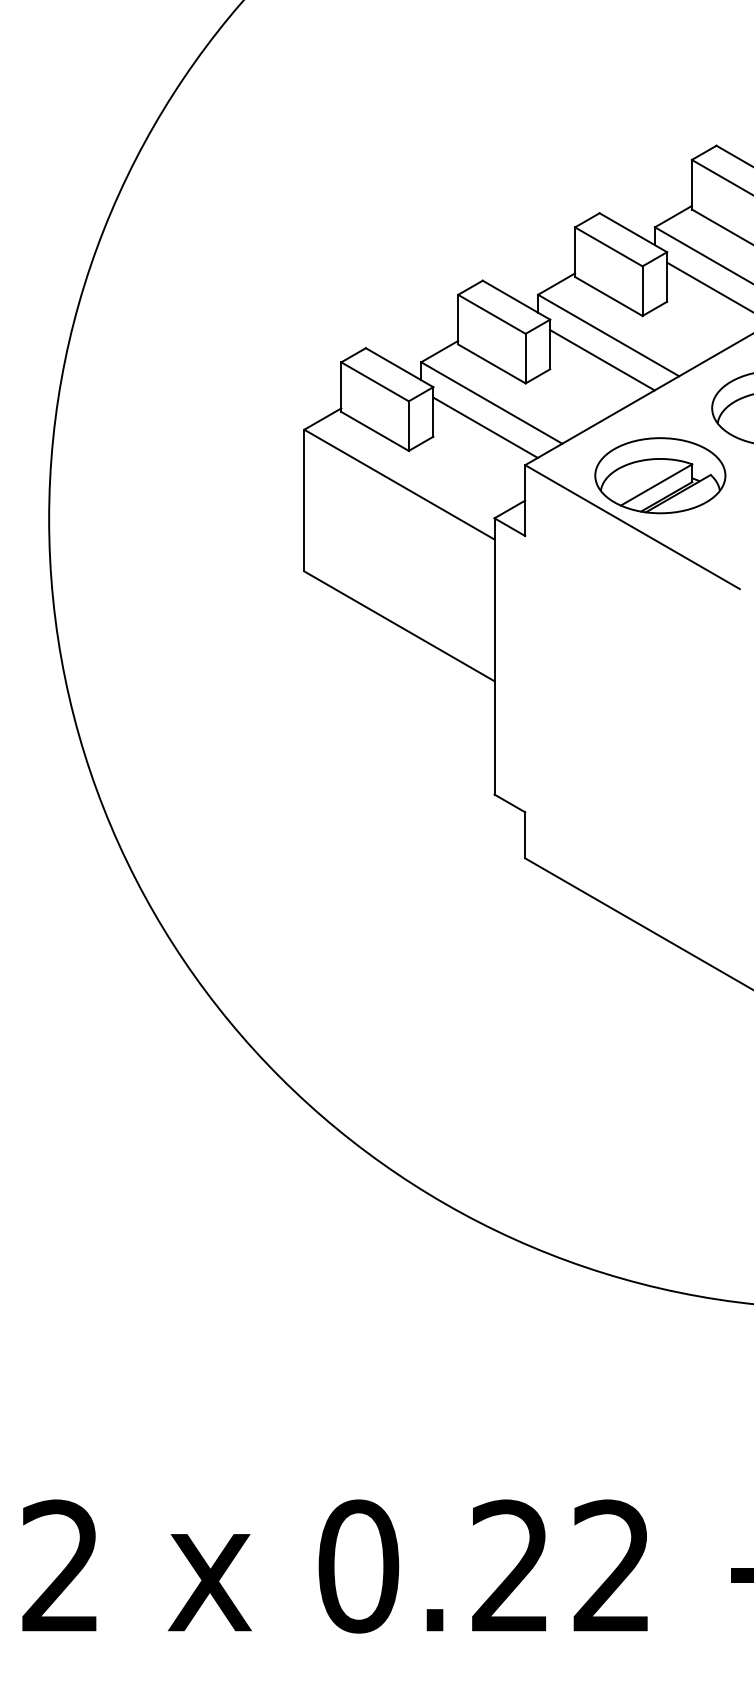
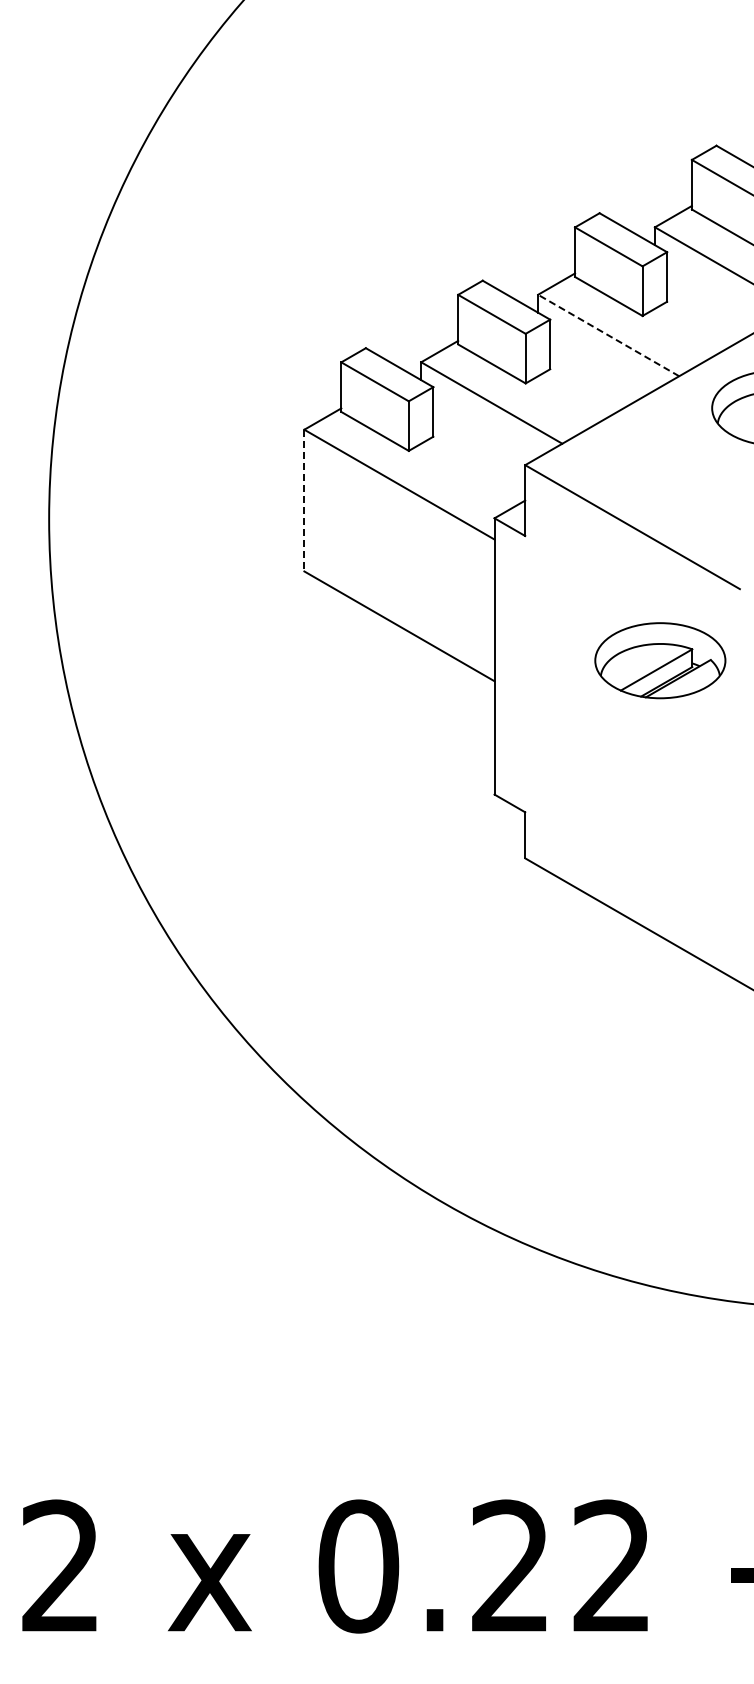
line: present -> none (708, 286)
line: solid -> dashed (608, 335)
line: present -> none (602, 360)
line: present -> none (485, 427)
part position: (660, 475) -> (660, 660) (660, 660)
line: solid -> dashed (304, 500)
